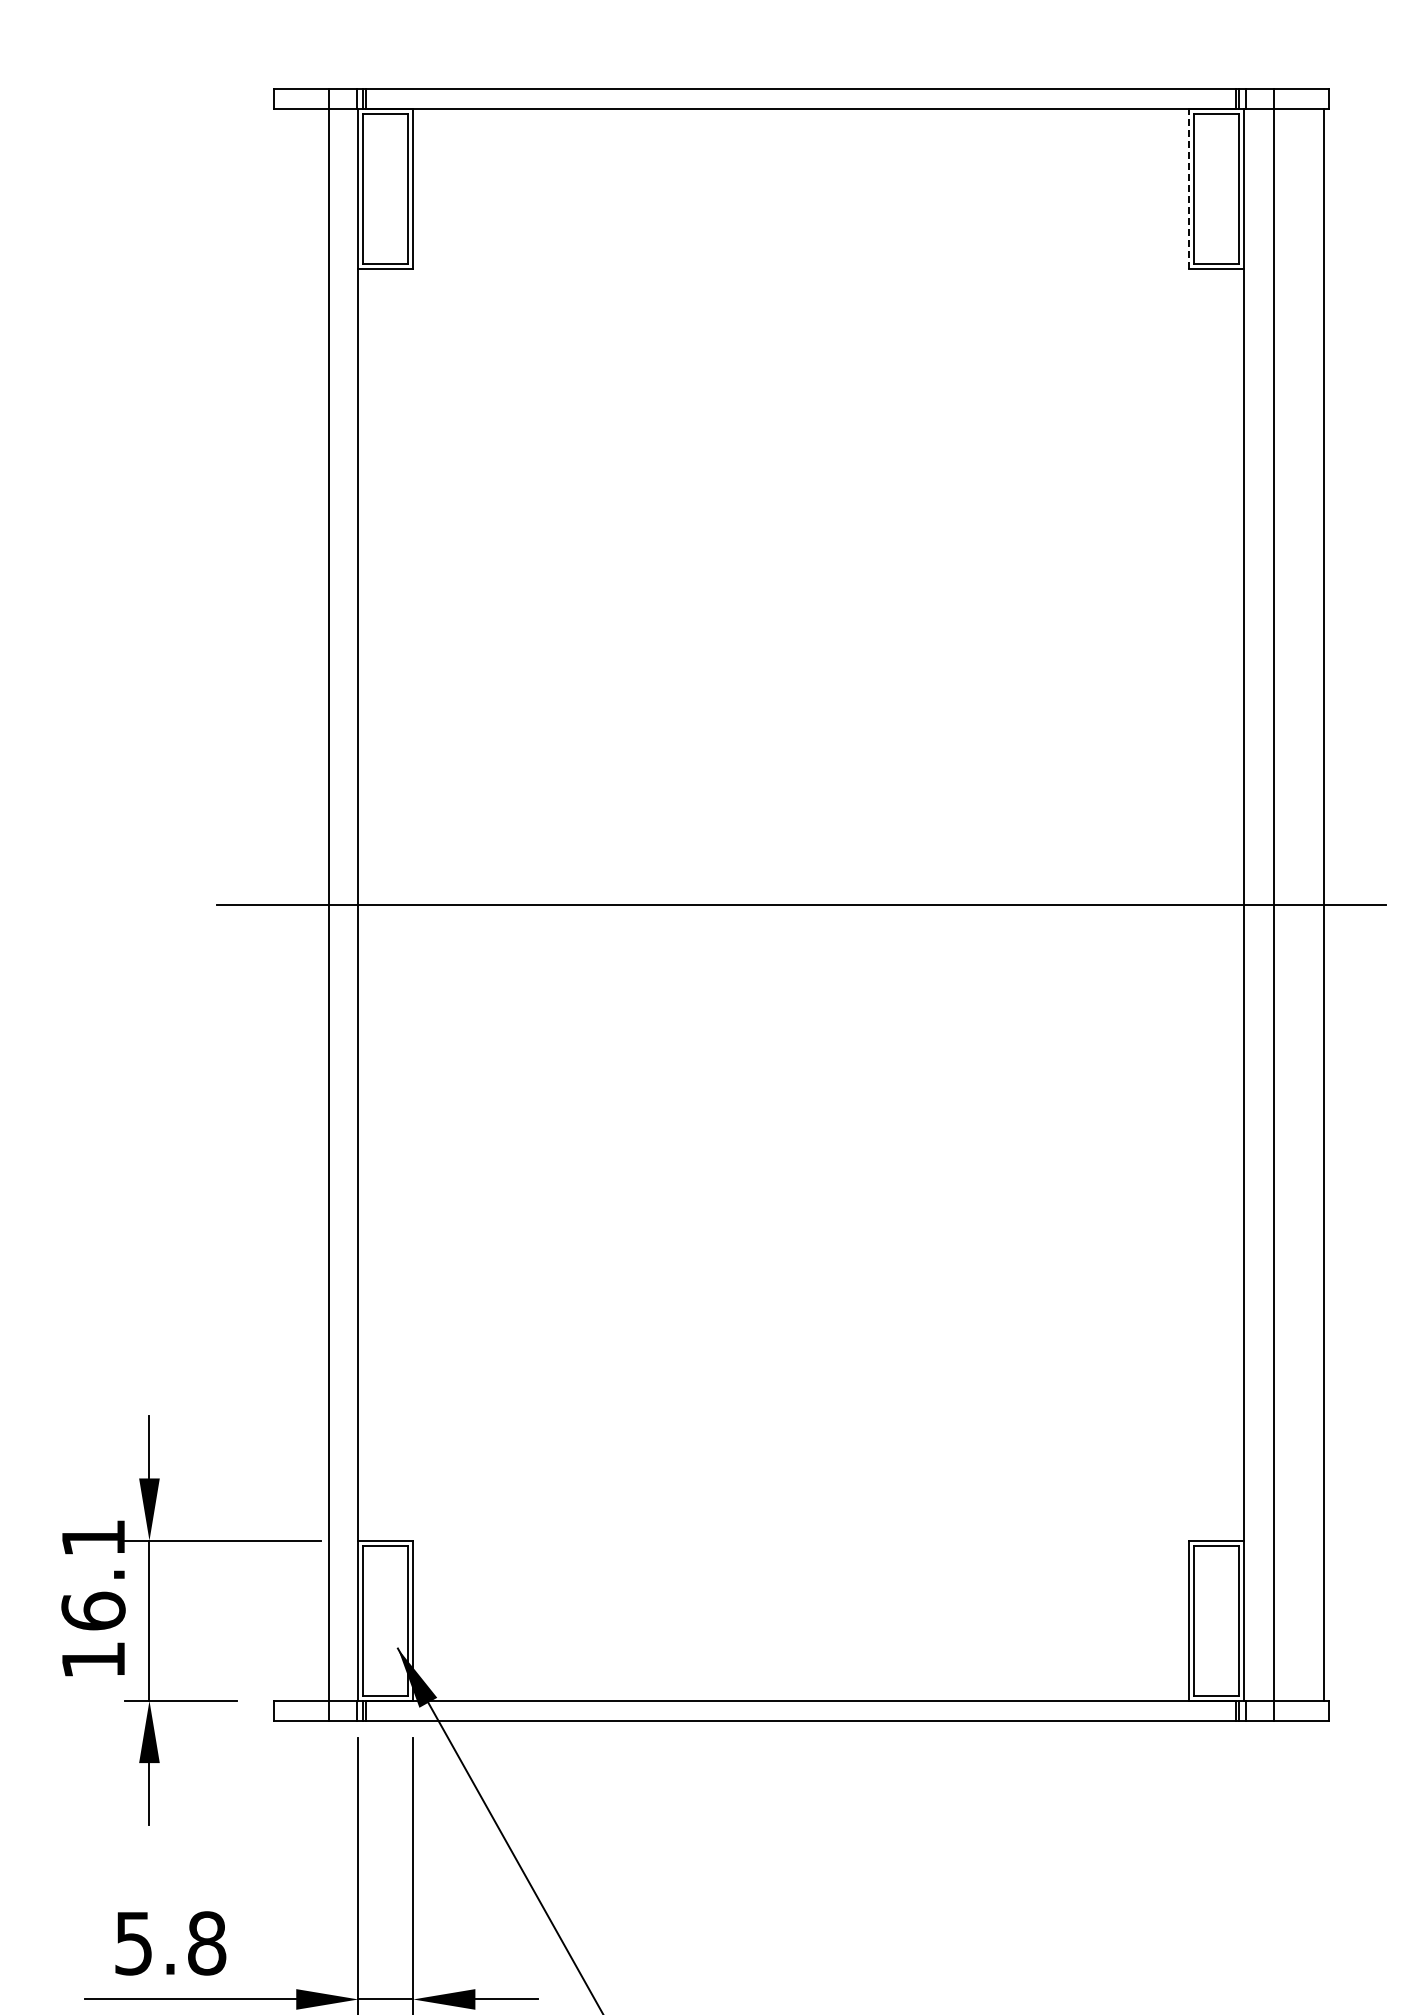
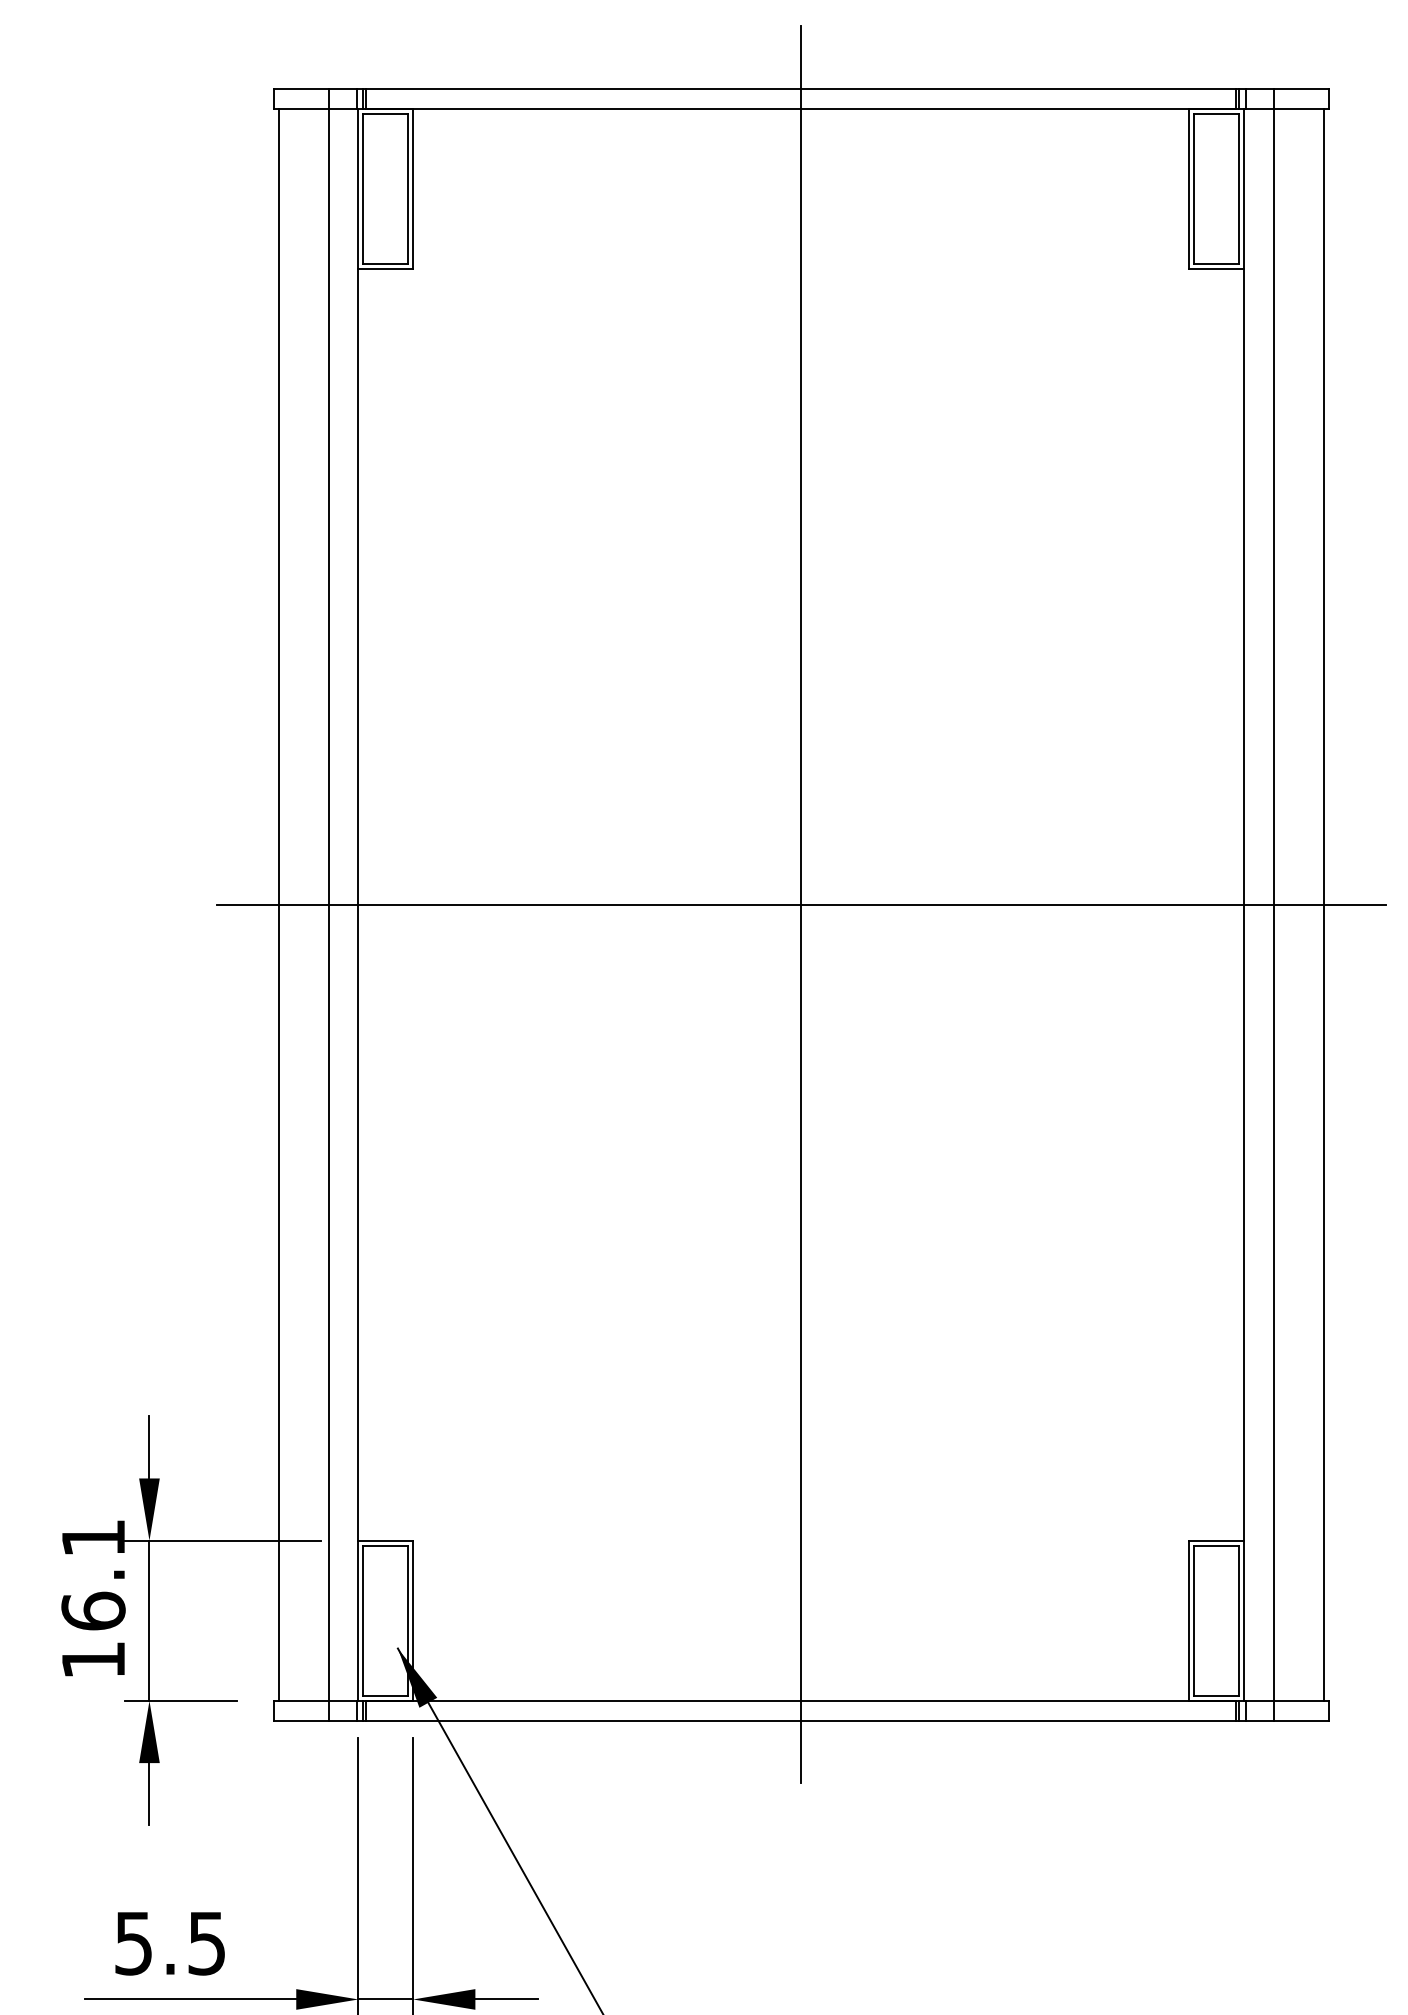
line: dashed -> solid (1189, 188)
line: none -> present (278, 904)
line: none -> present (801, 904)
text: 5.8 -> 5.5 (207, 1943)
